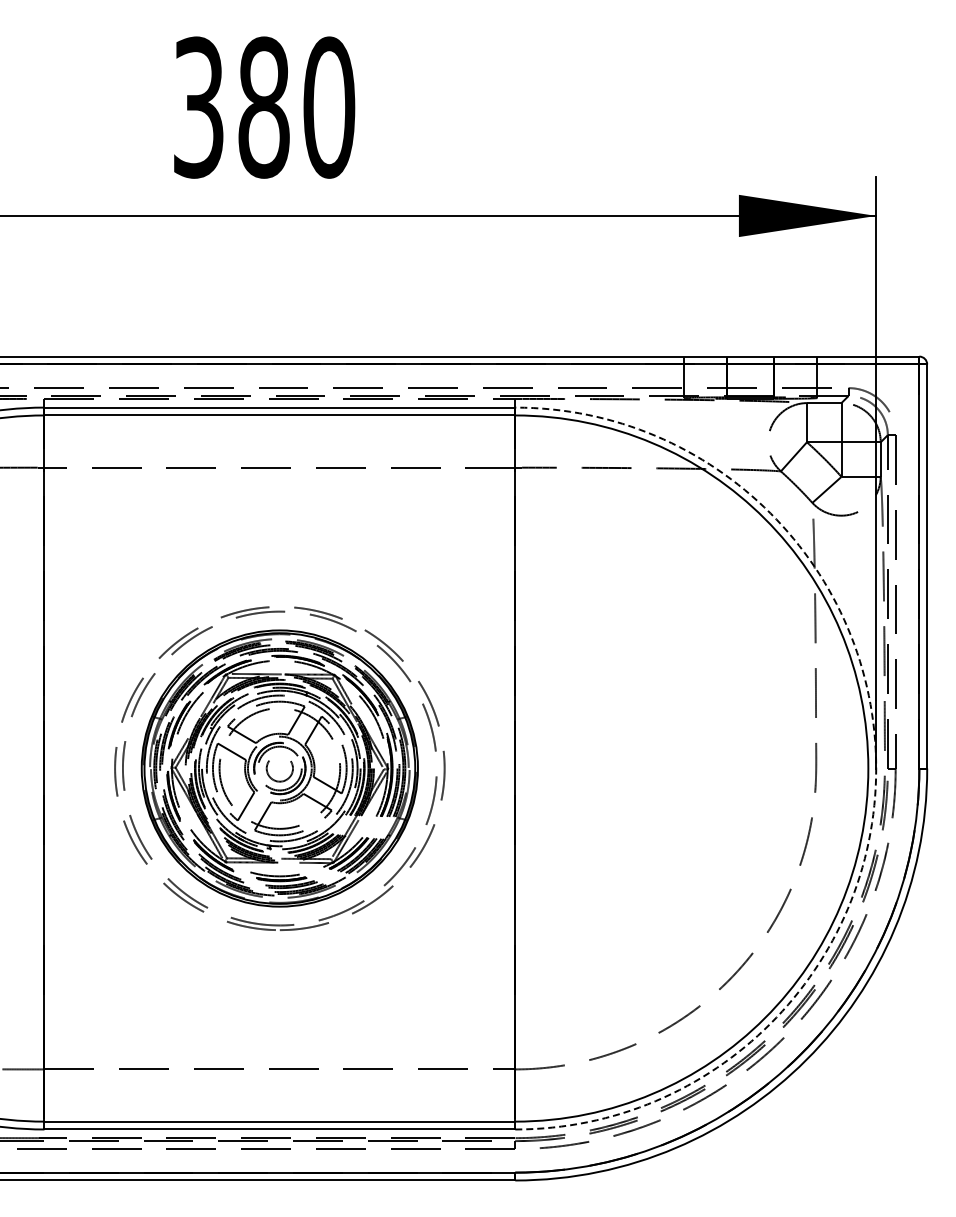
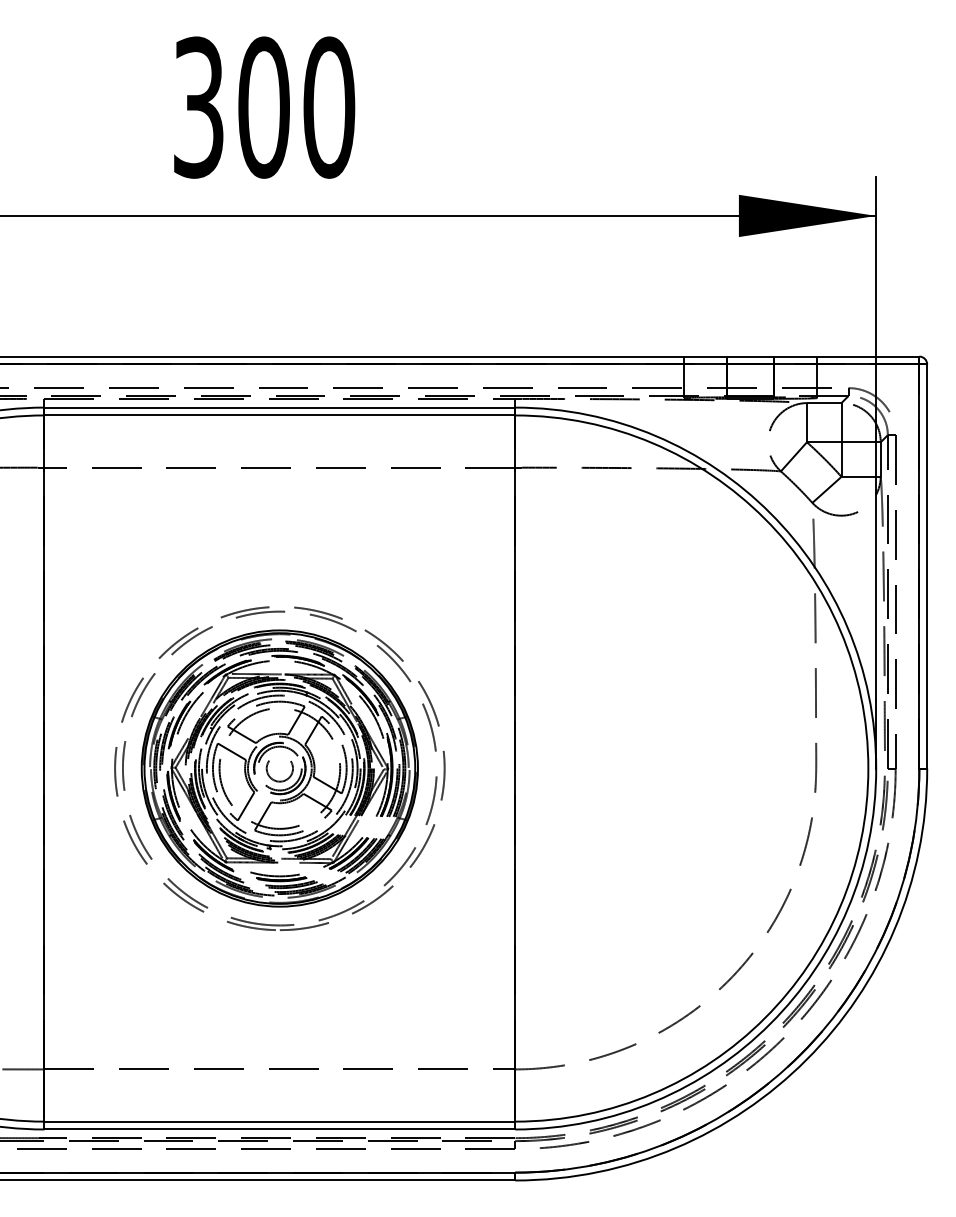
text: 380 -> 300 (263, 107)
arc: dashed -> solid (876, 768)
